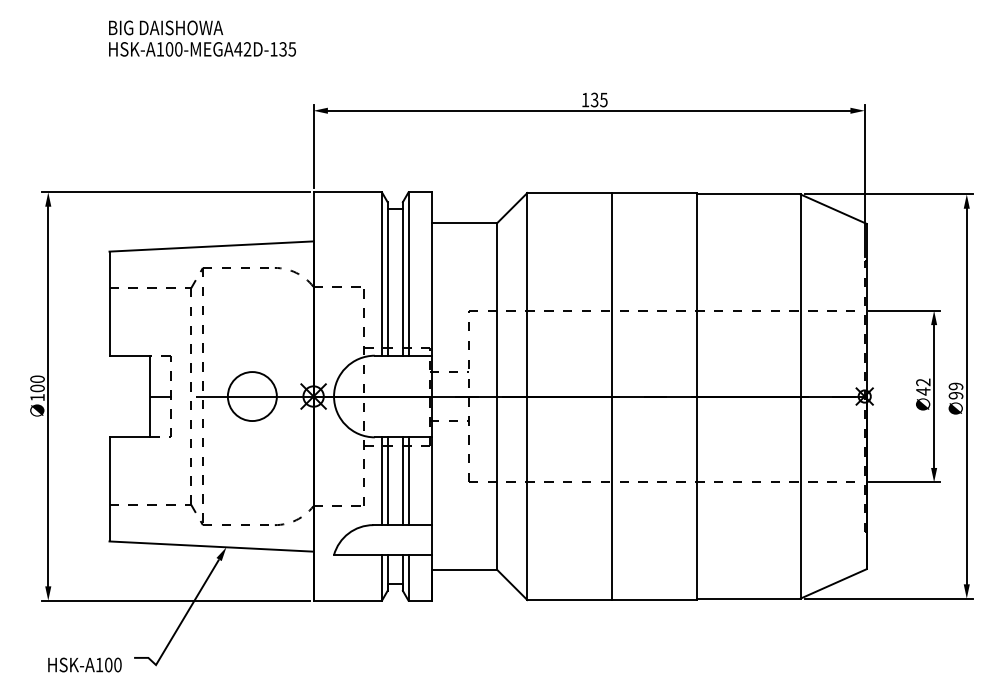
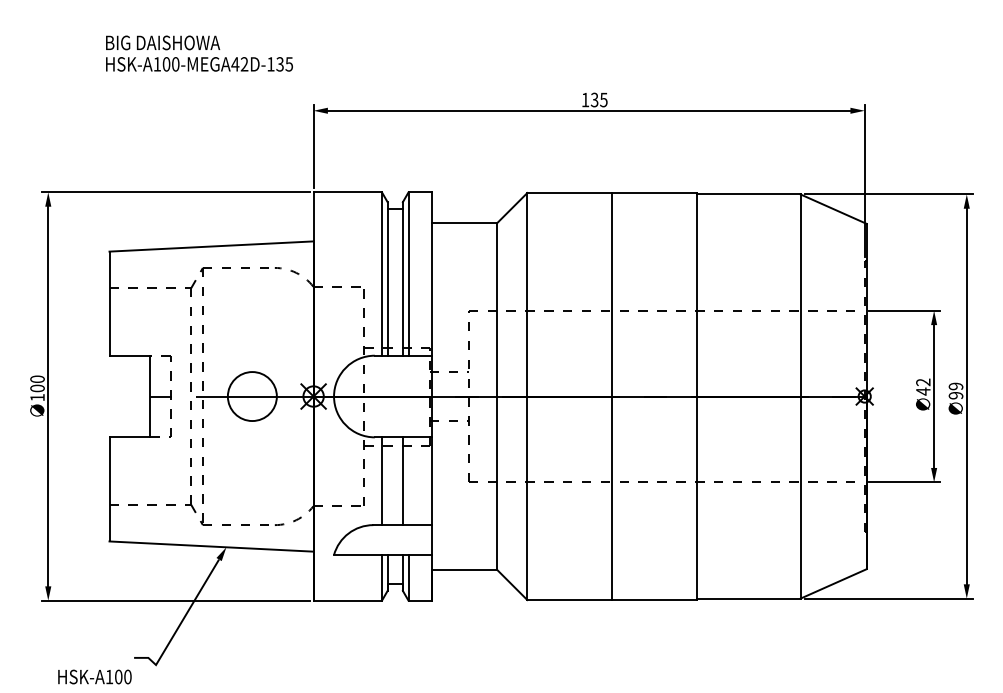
text position: (202, 38) -> (199, 53) (199, 53)
line: present -> none (387, 481)
line: present -> none (408, 481)
text position: (84, 664) -> (94, 676) (94, 676)
